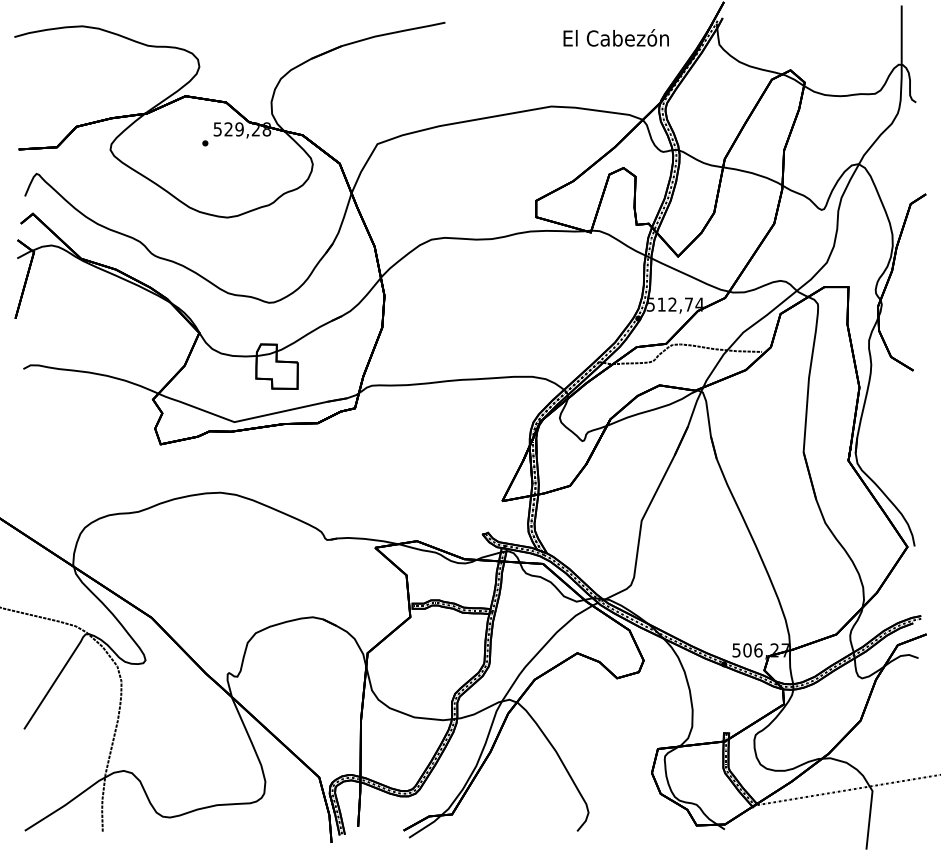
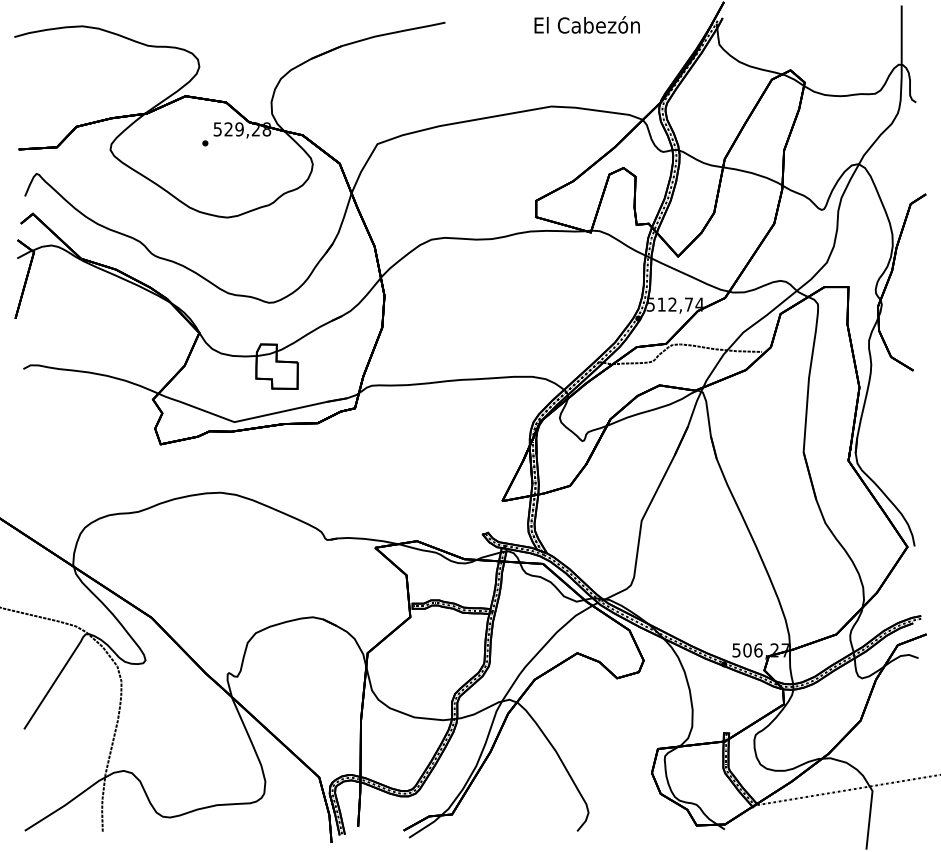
text position: (615, 37) -> (586, 24) (586, 24)
